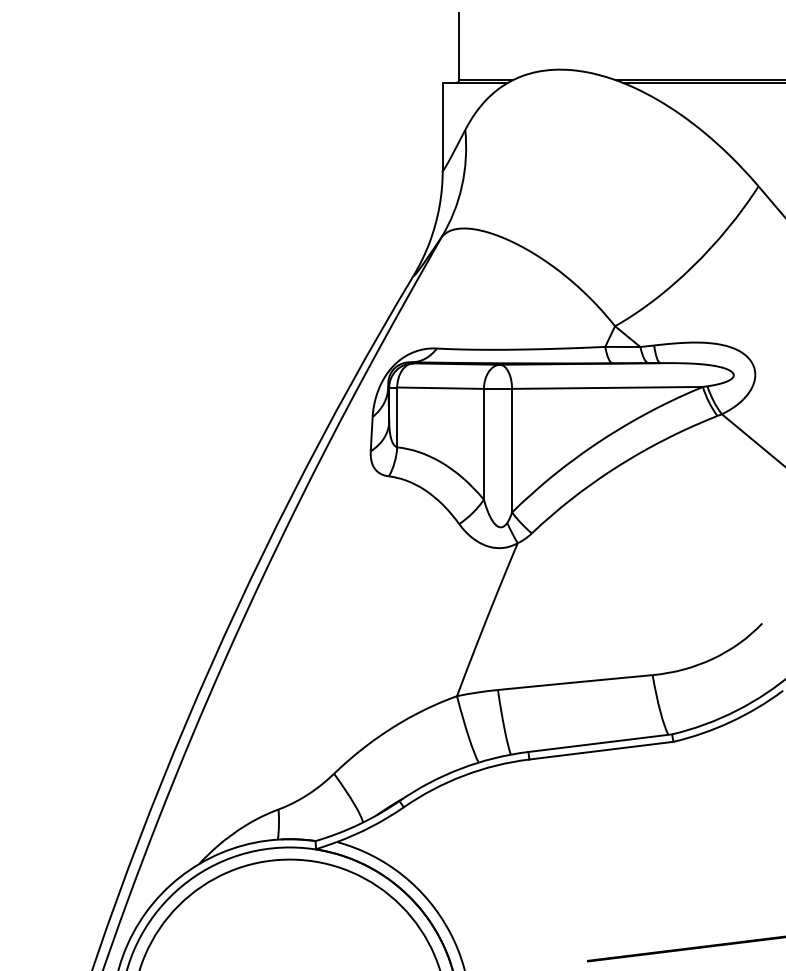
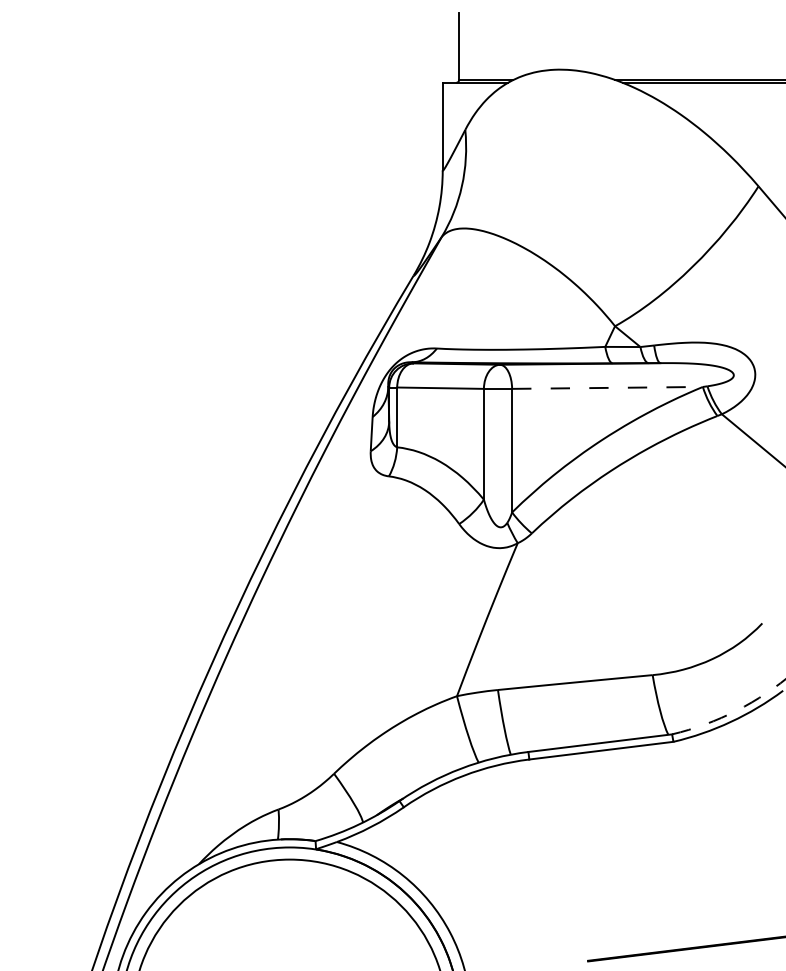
line: solid -> dashed (608, 387)
arc: solid -> dashed (732, 712)
